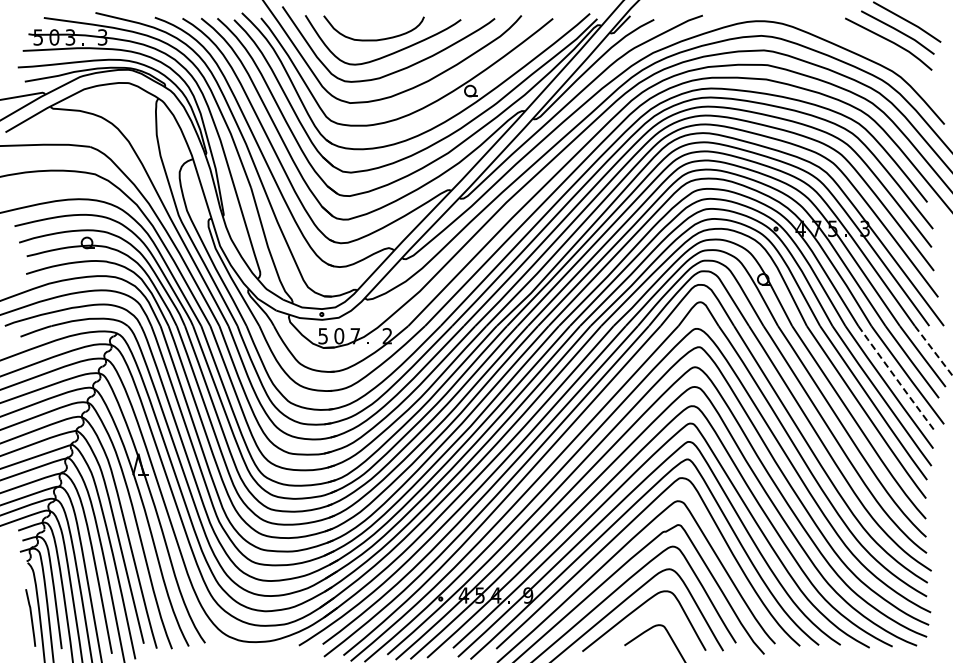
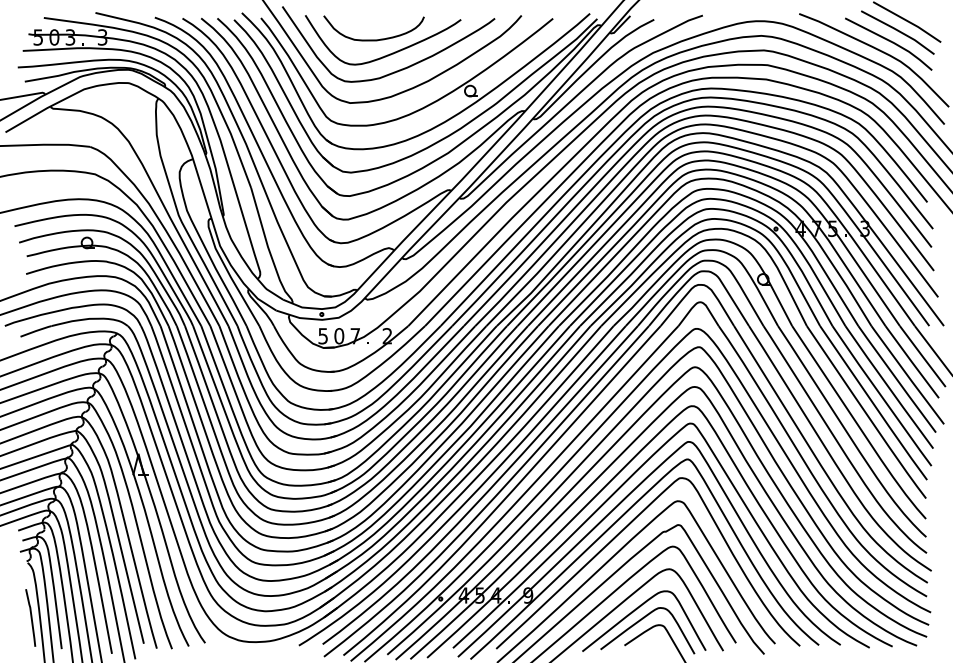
curve: none -> present (879, 51)
line: dashed -> solid (934, 351)
line: dashed -> solid (897, 379)
curve: none -> present (640, 621)
